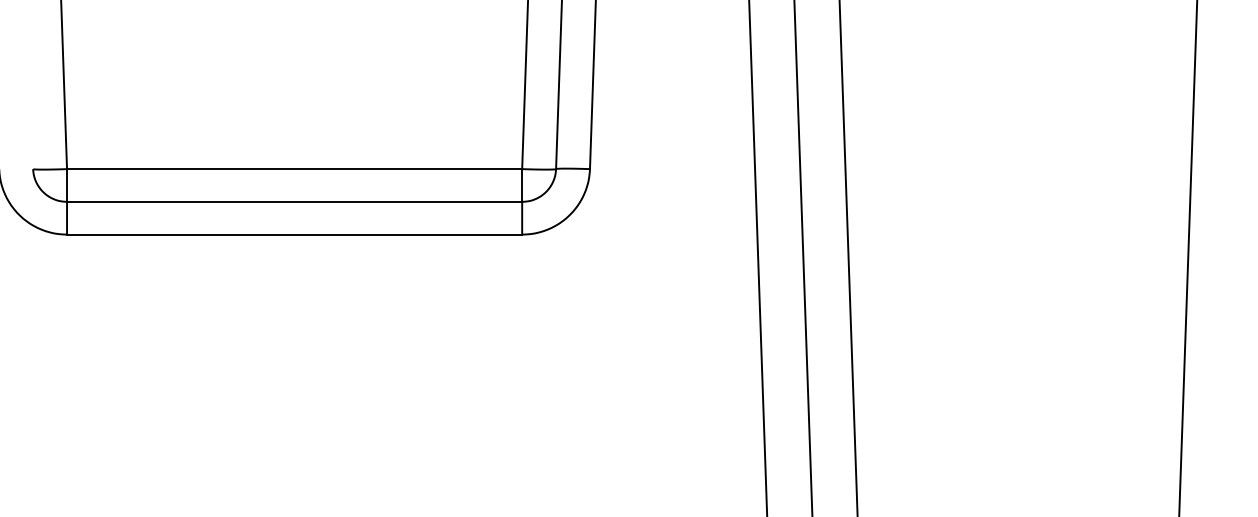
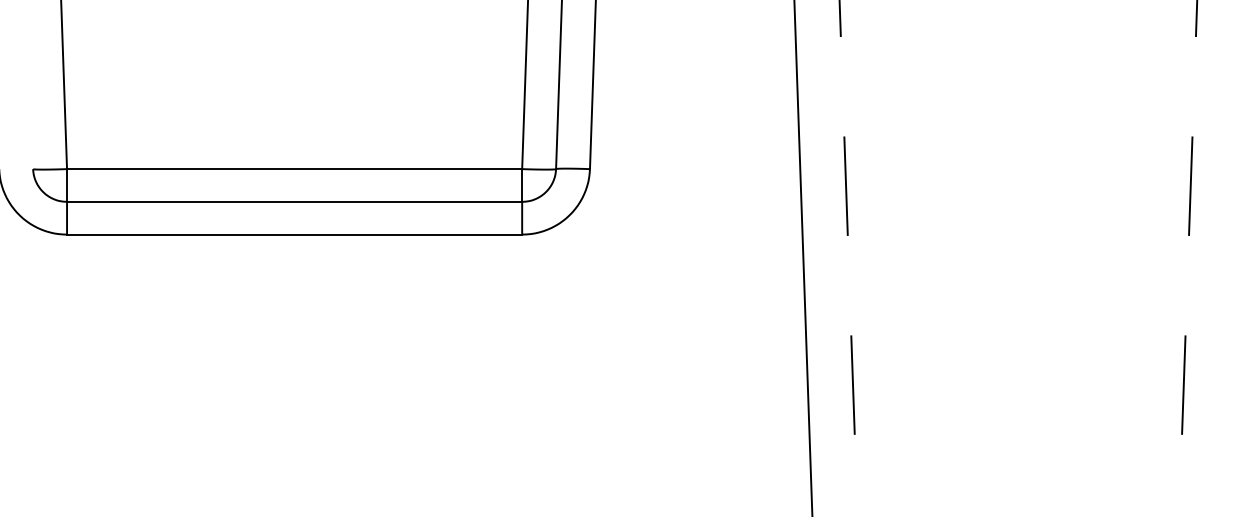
line: present -> none (758, 257)
line: solid -> dashed (848, 259)
line: solid -> dashed (1188, 259)
